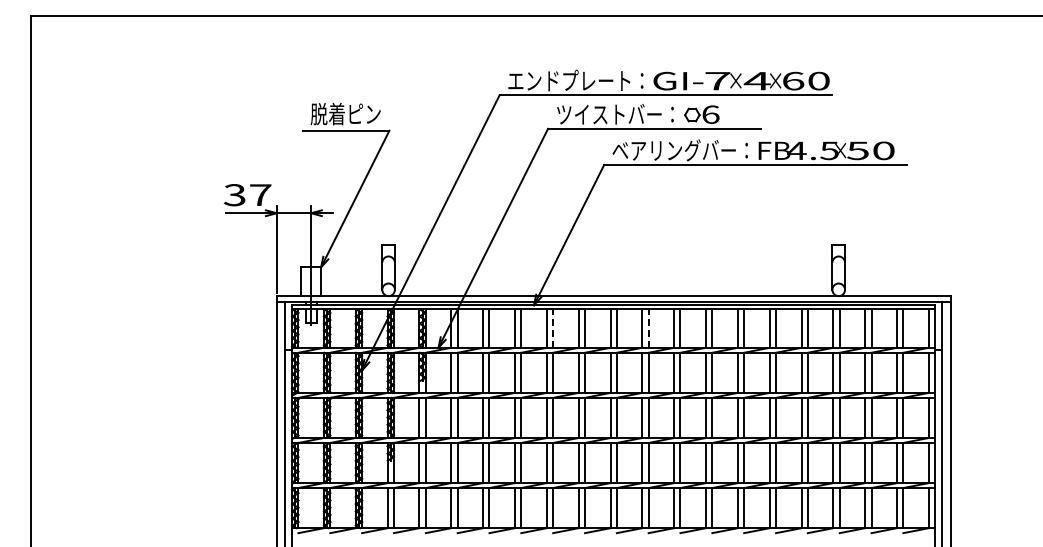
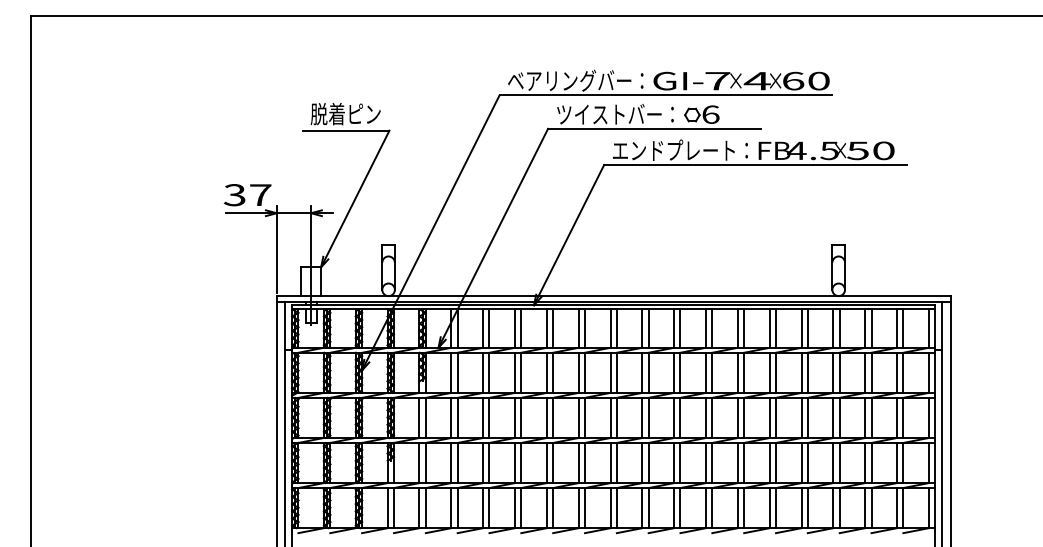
text: エンドプレート： -> ベアリングバー： (569, 80)
text: ベアリングバー： -> エンドプレート： (673, 150)
line: dashed -> solid (553, 328)
line: dashed -> solid (648, 328)
